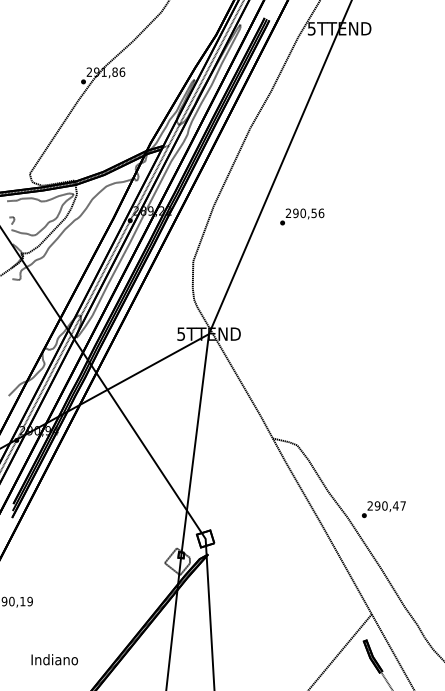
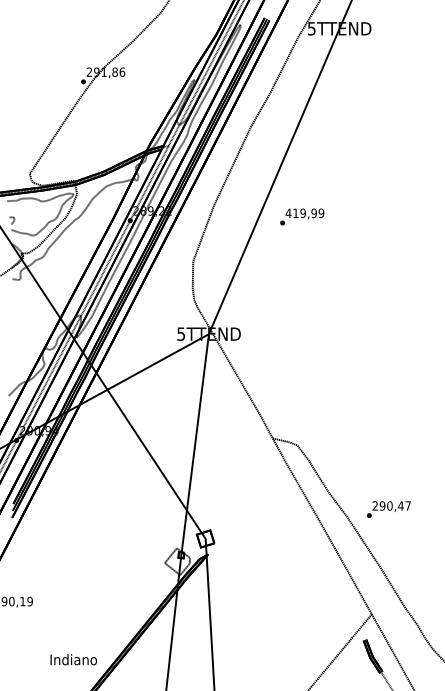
text: 290,56 -> 419,99 (304, 213)
text position: (383, 509) -> (388, 509) (388, 509)
text position: (54, 659) -> (73, 659) (73, 659)
